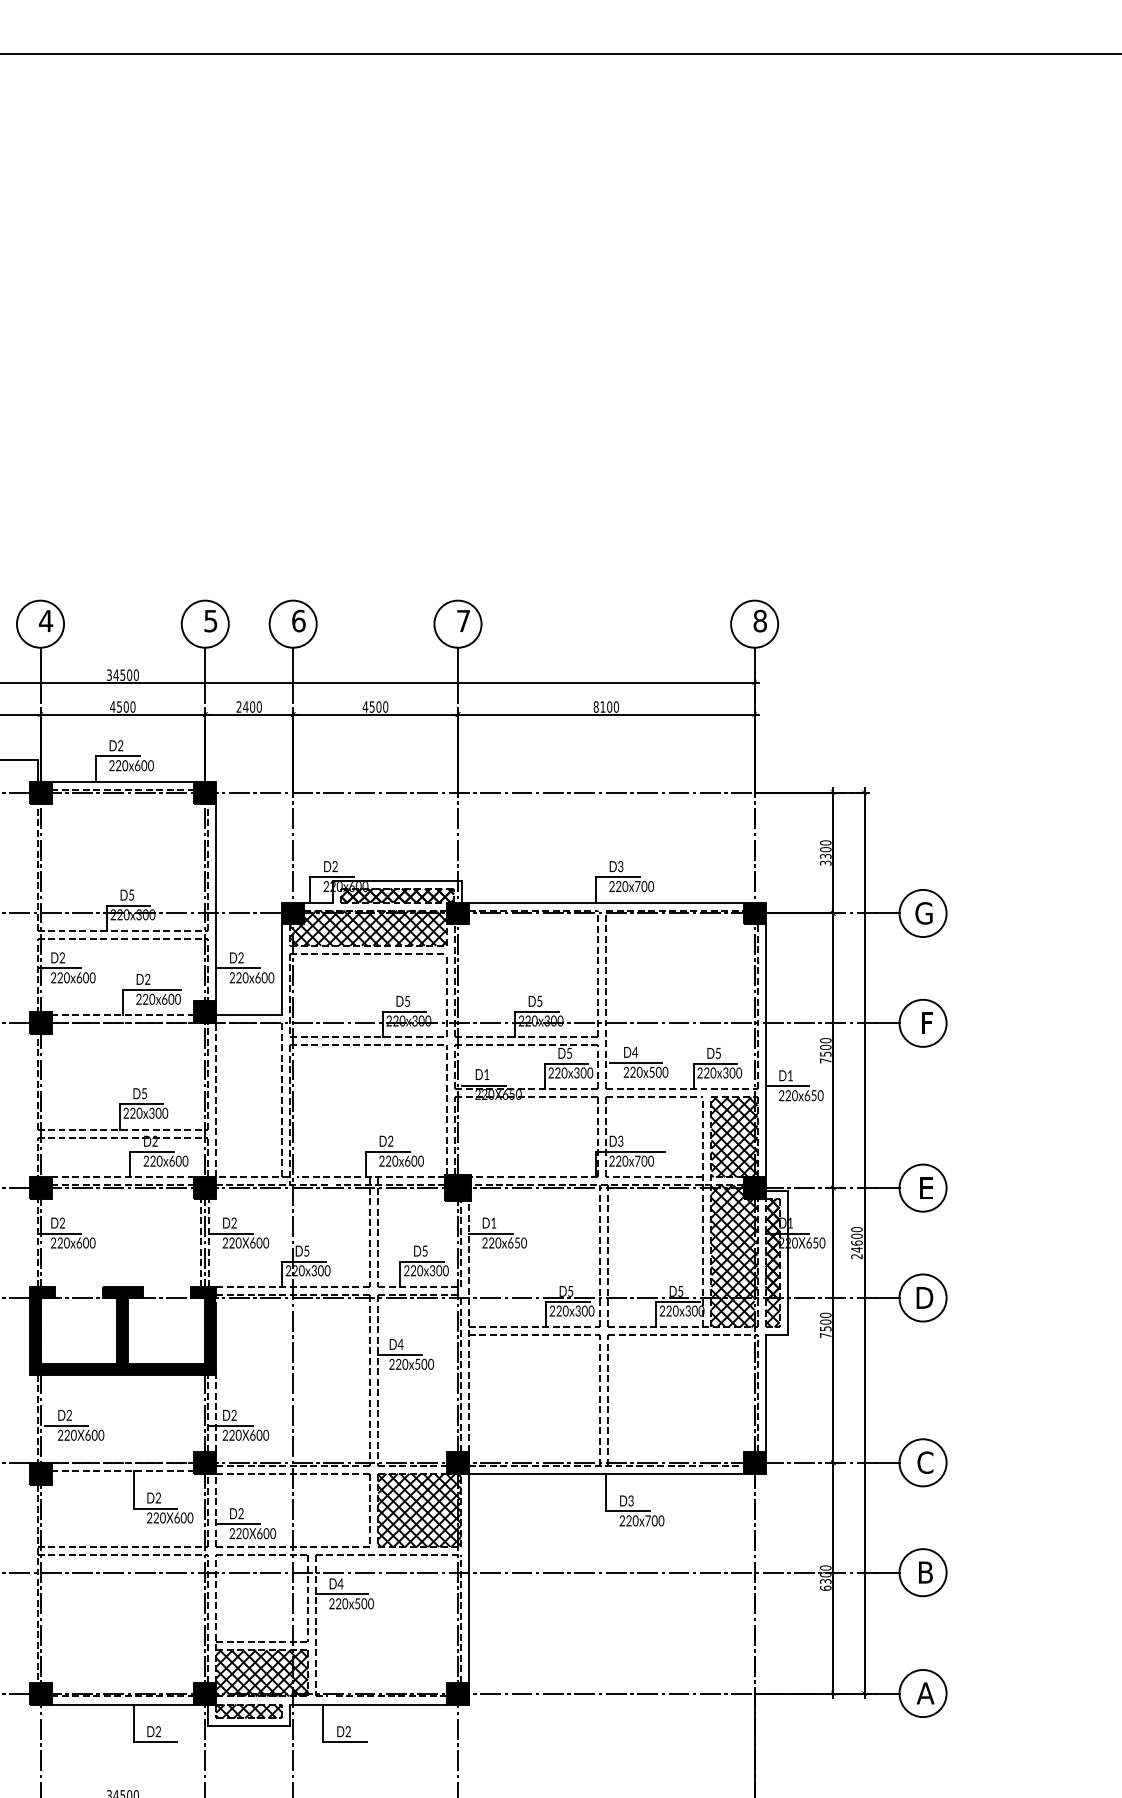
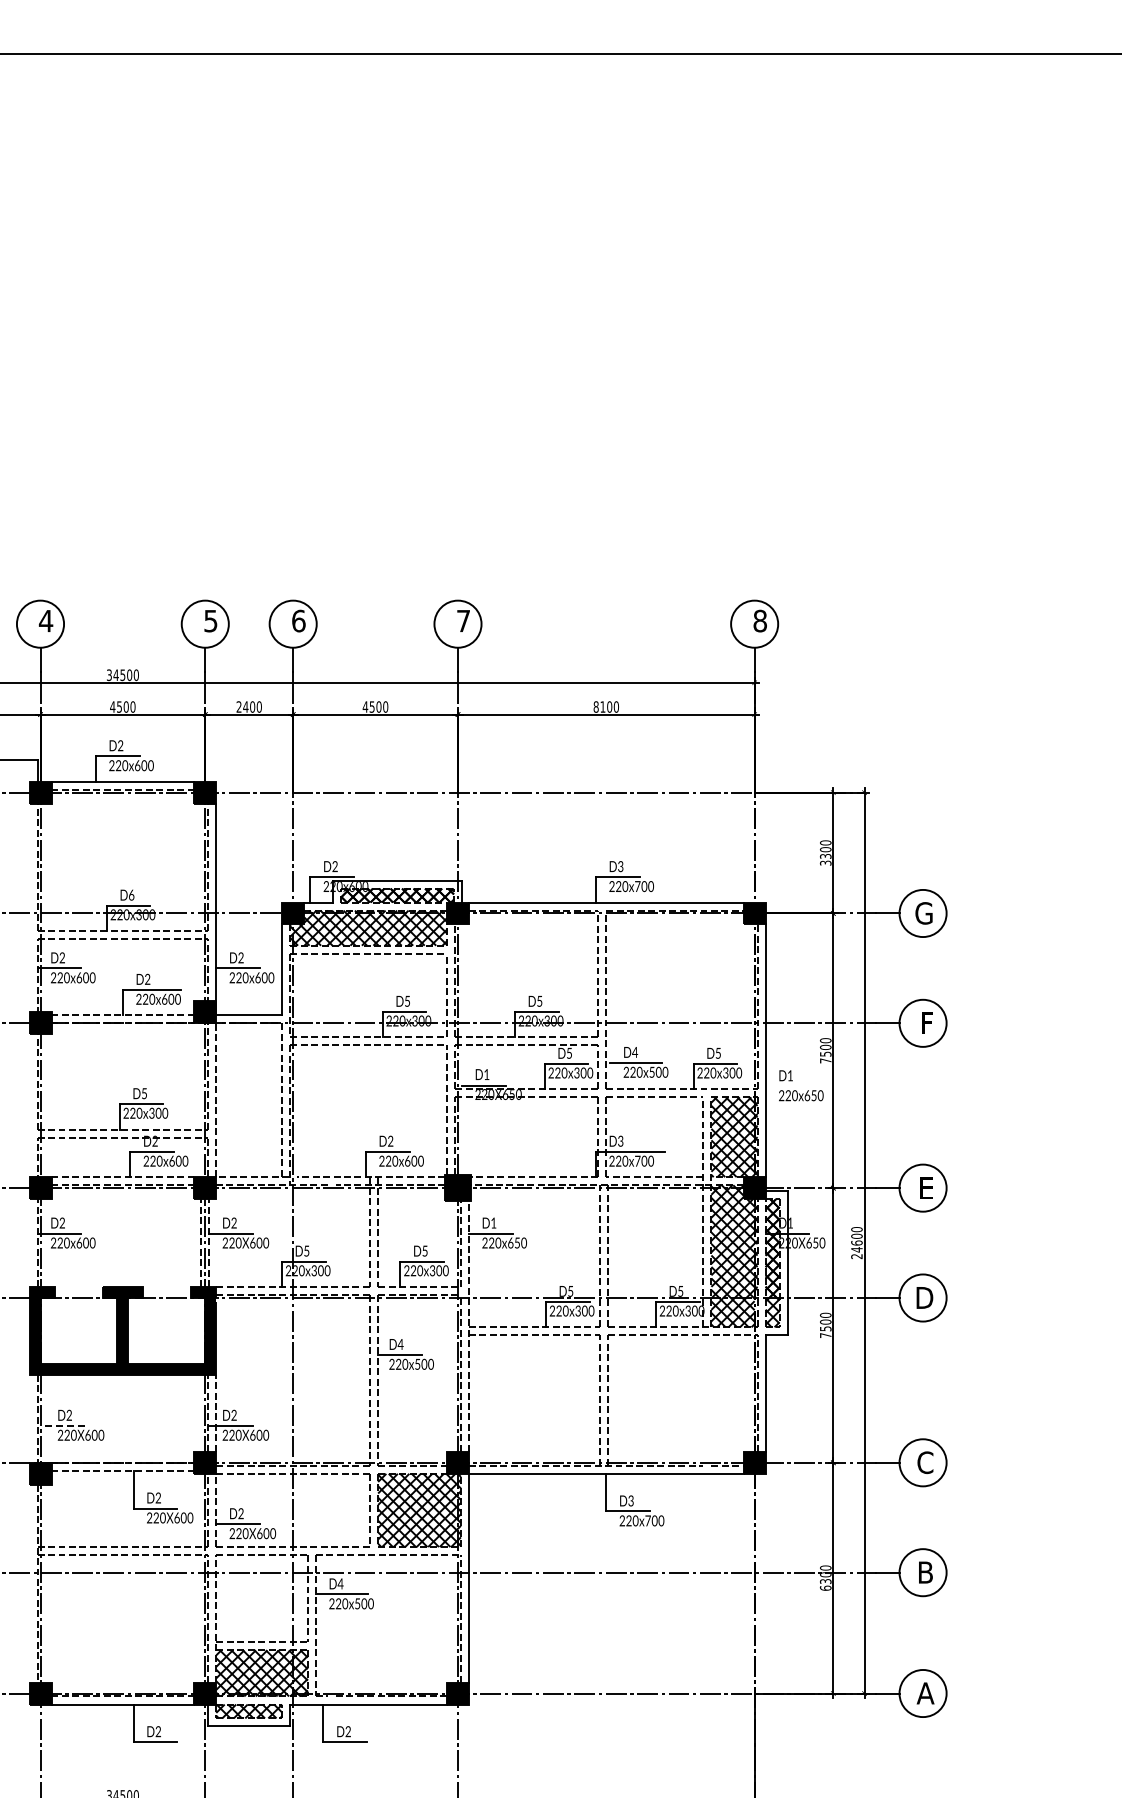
text: D5 -> D6 (131, 894)
line: present -> none (787, 1086)
line: solid -> dashed (66, 1425)
